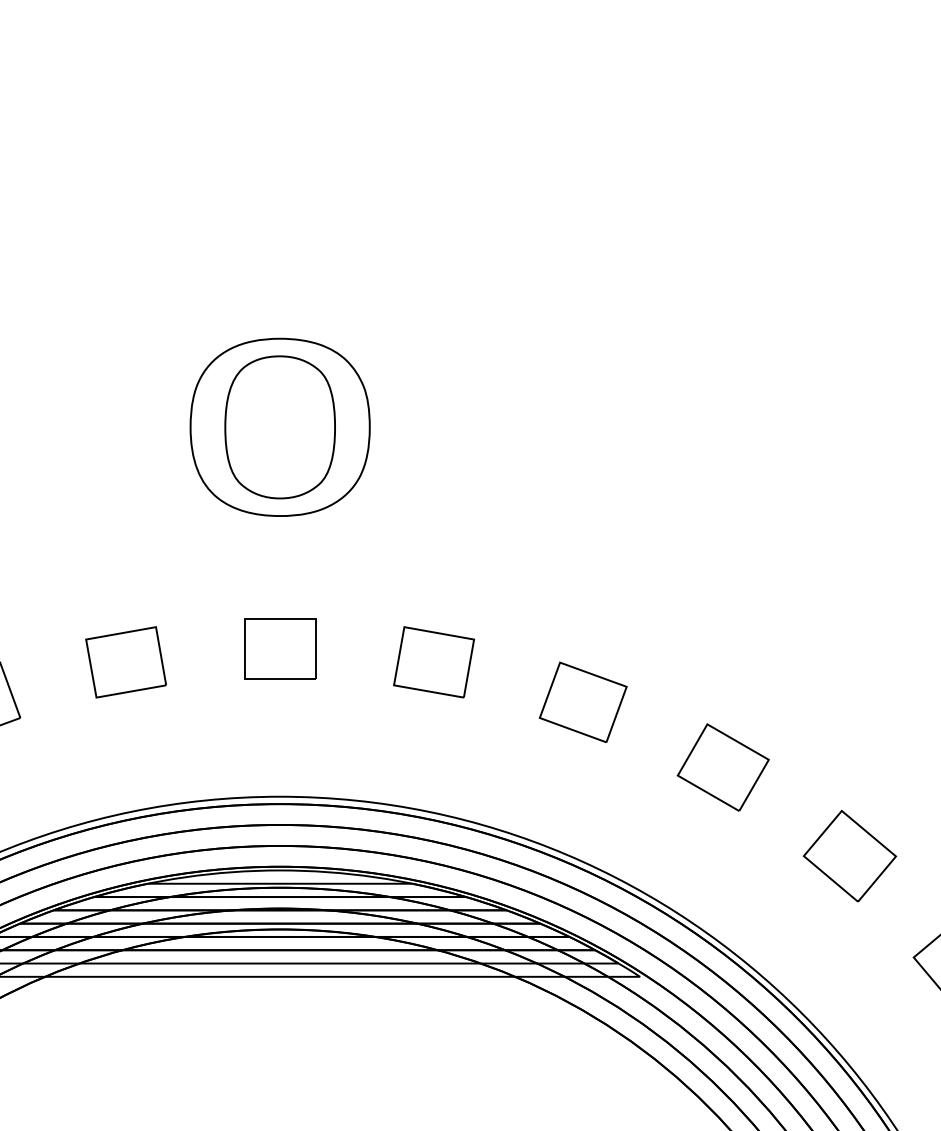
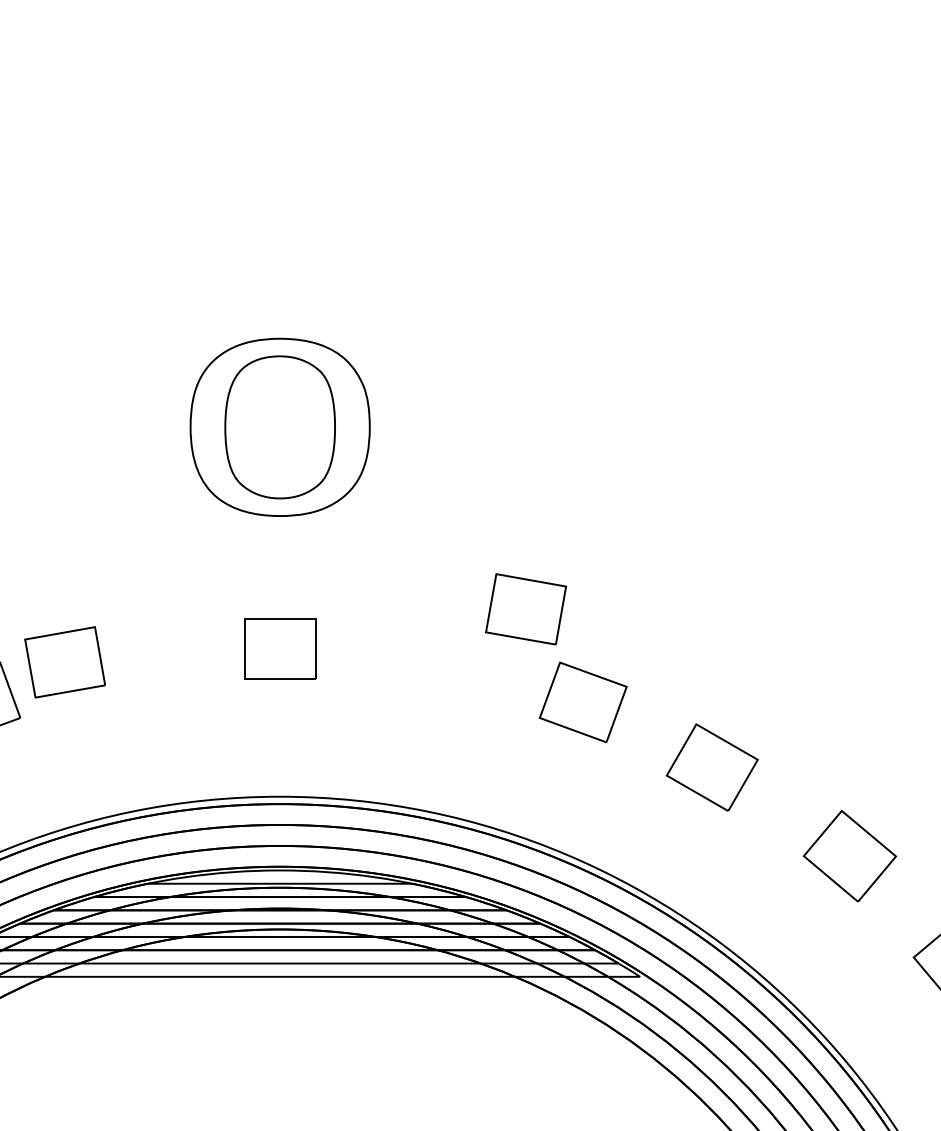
part position: (125, 662) -> (64, 662) (64, 662)
part position: (433, 662) -> (525, 609) (525, 609)
part position: (722, 767) -> (711, 767) (711, 767)
